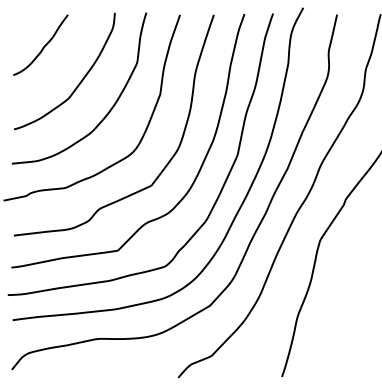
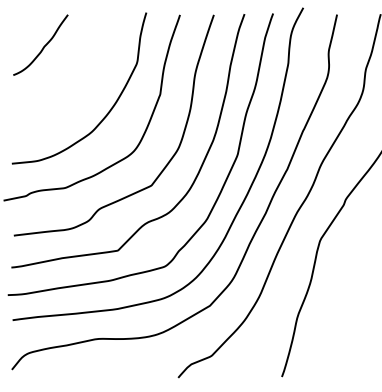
curve: present -> none (78, 83)
